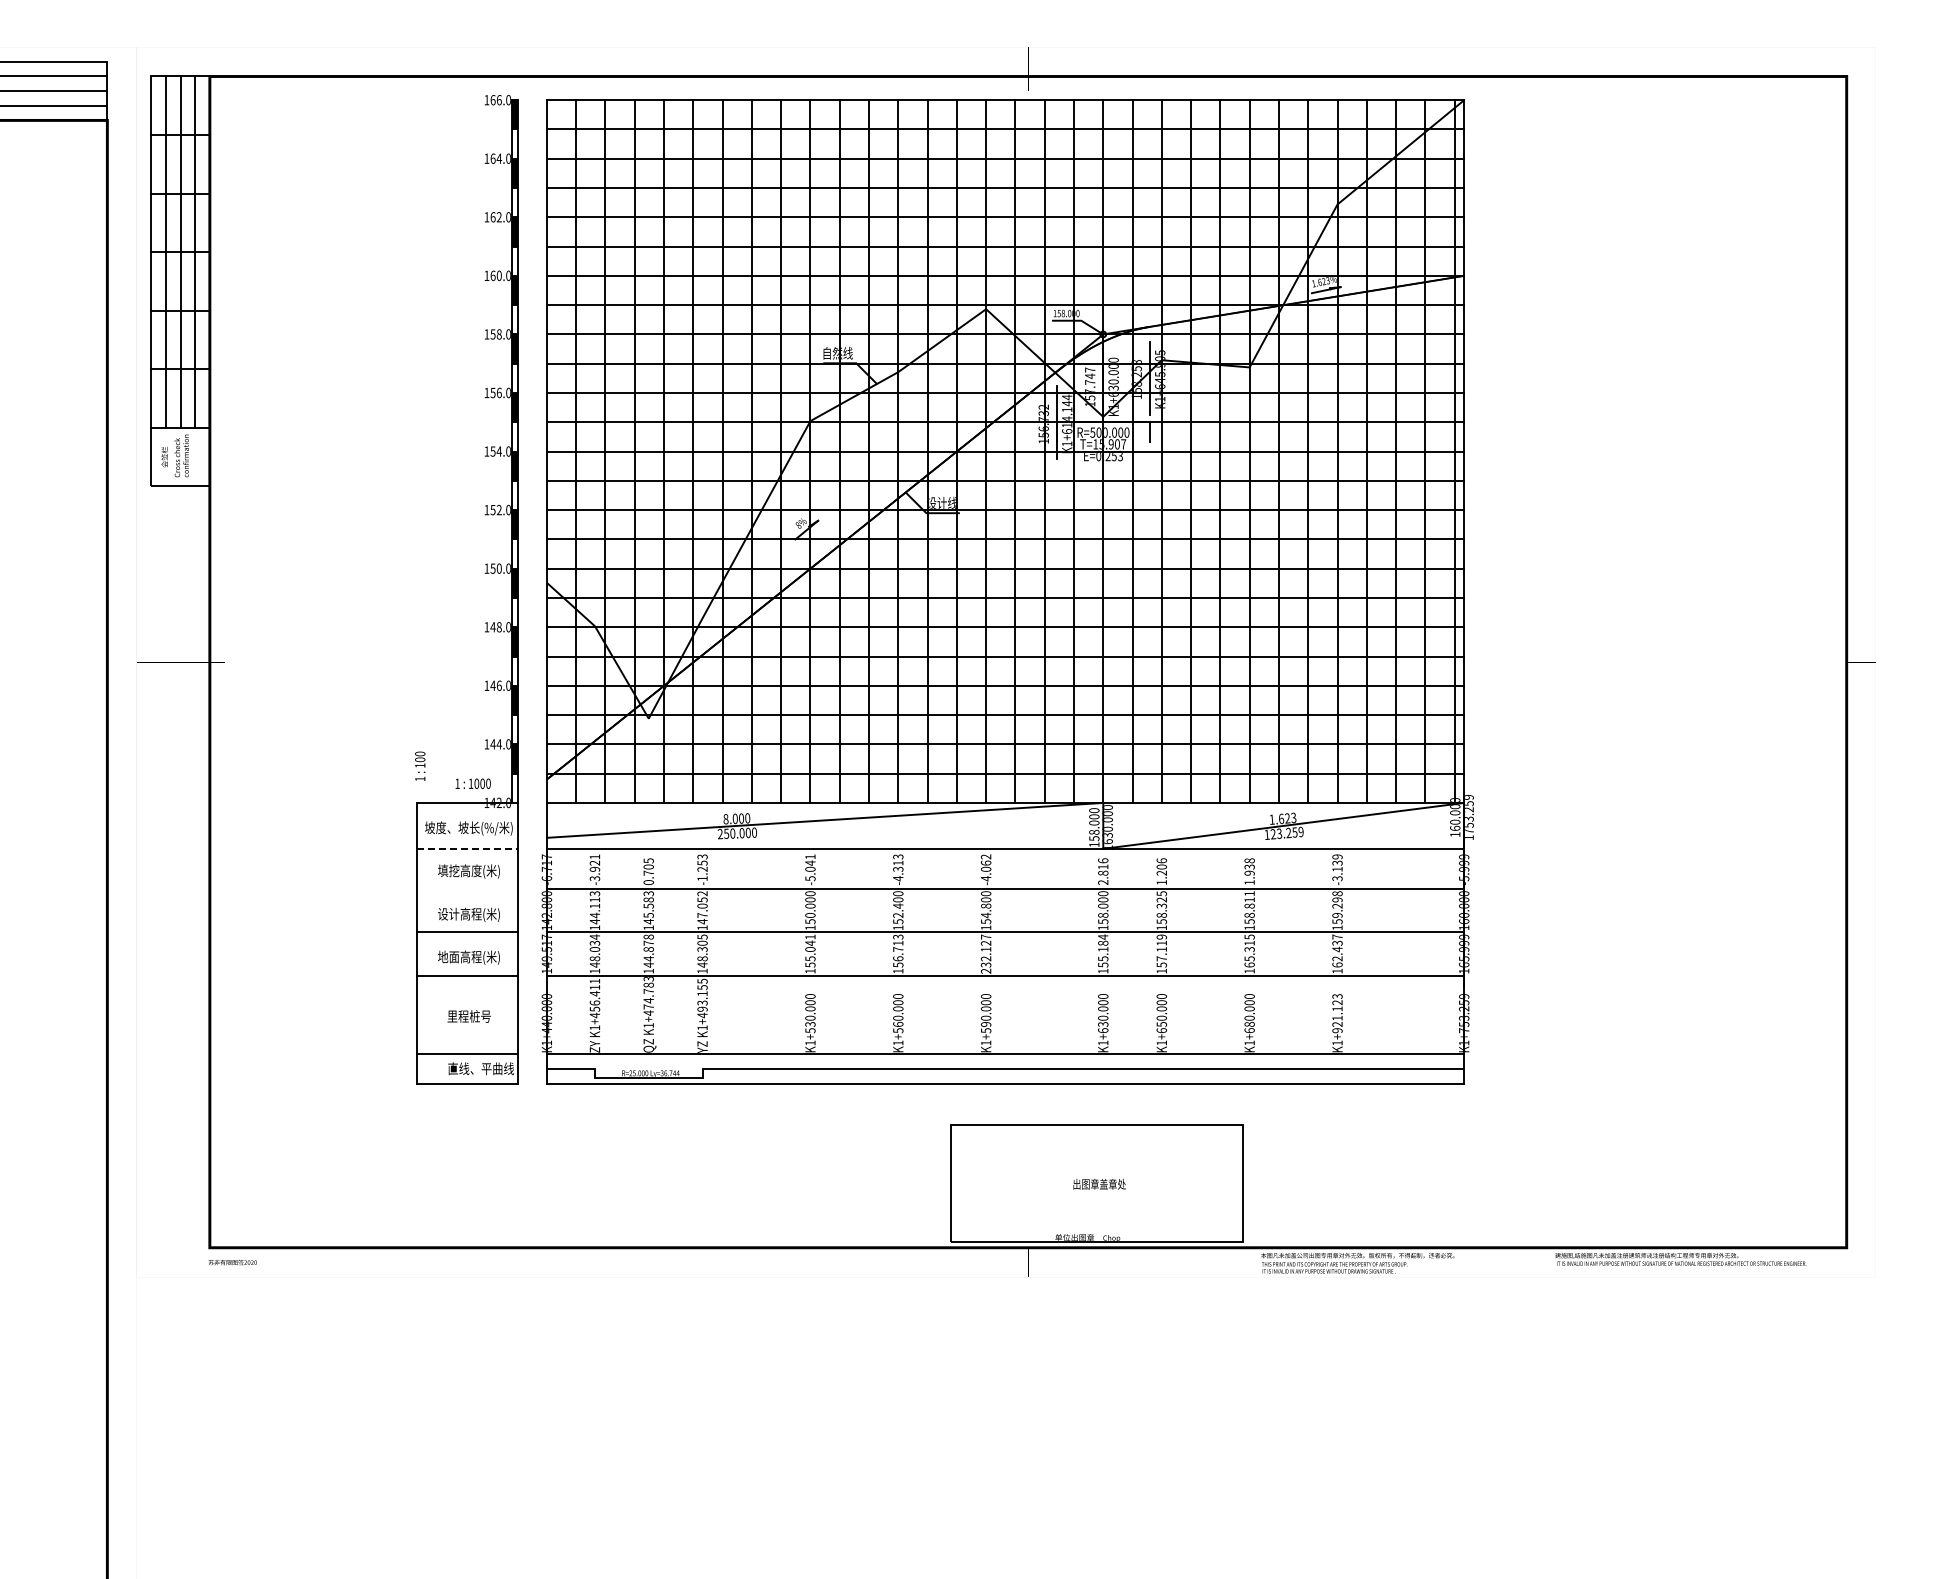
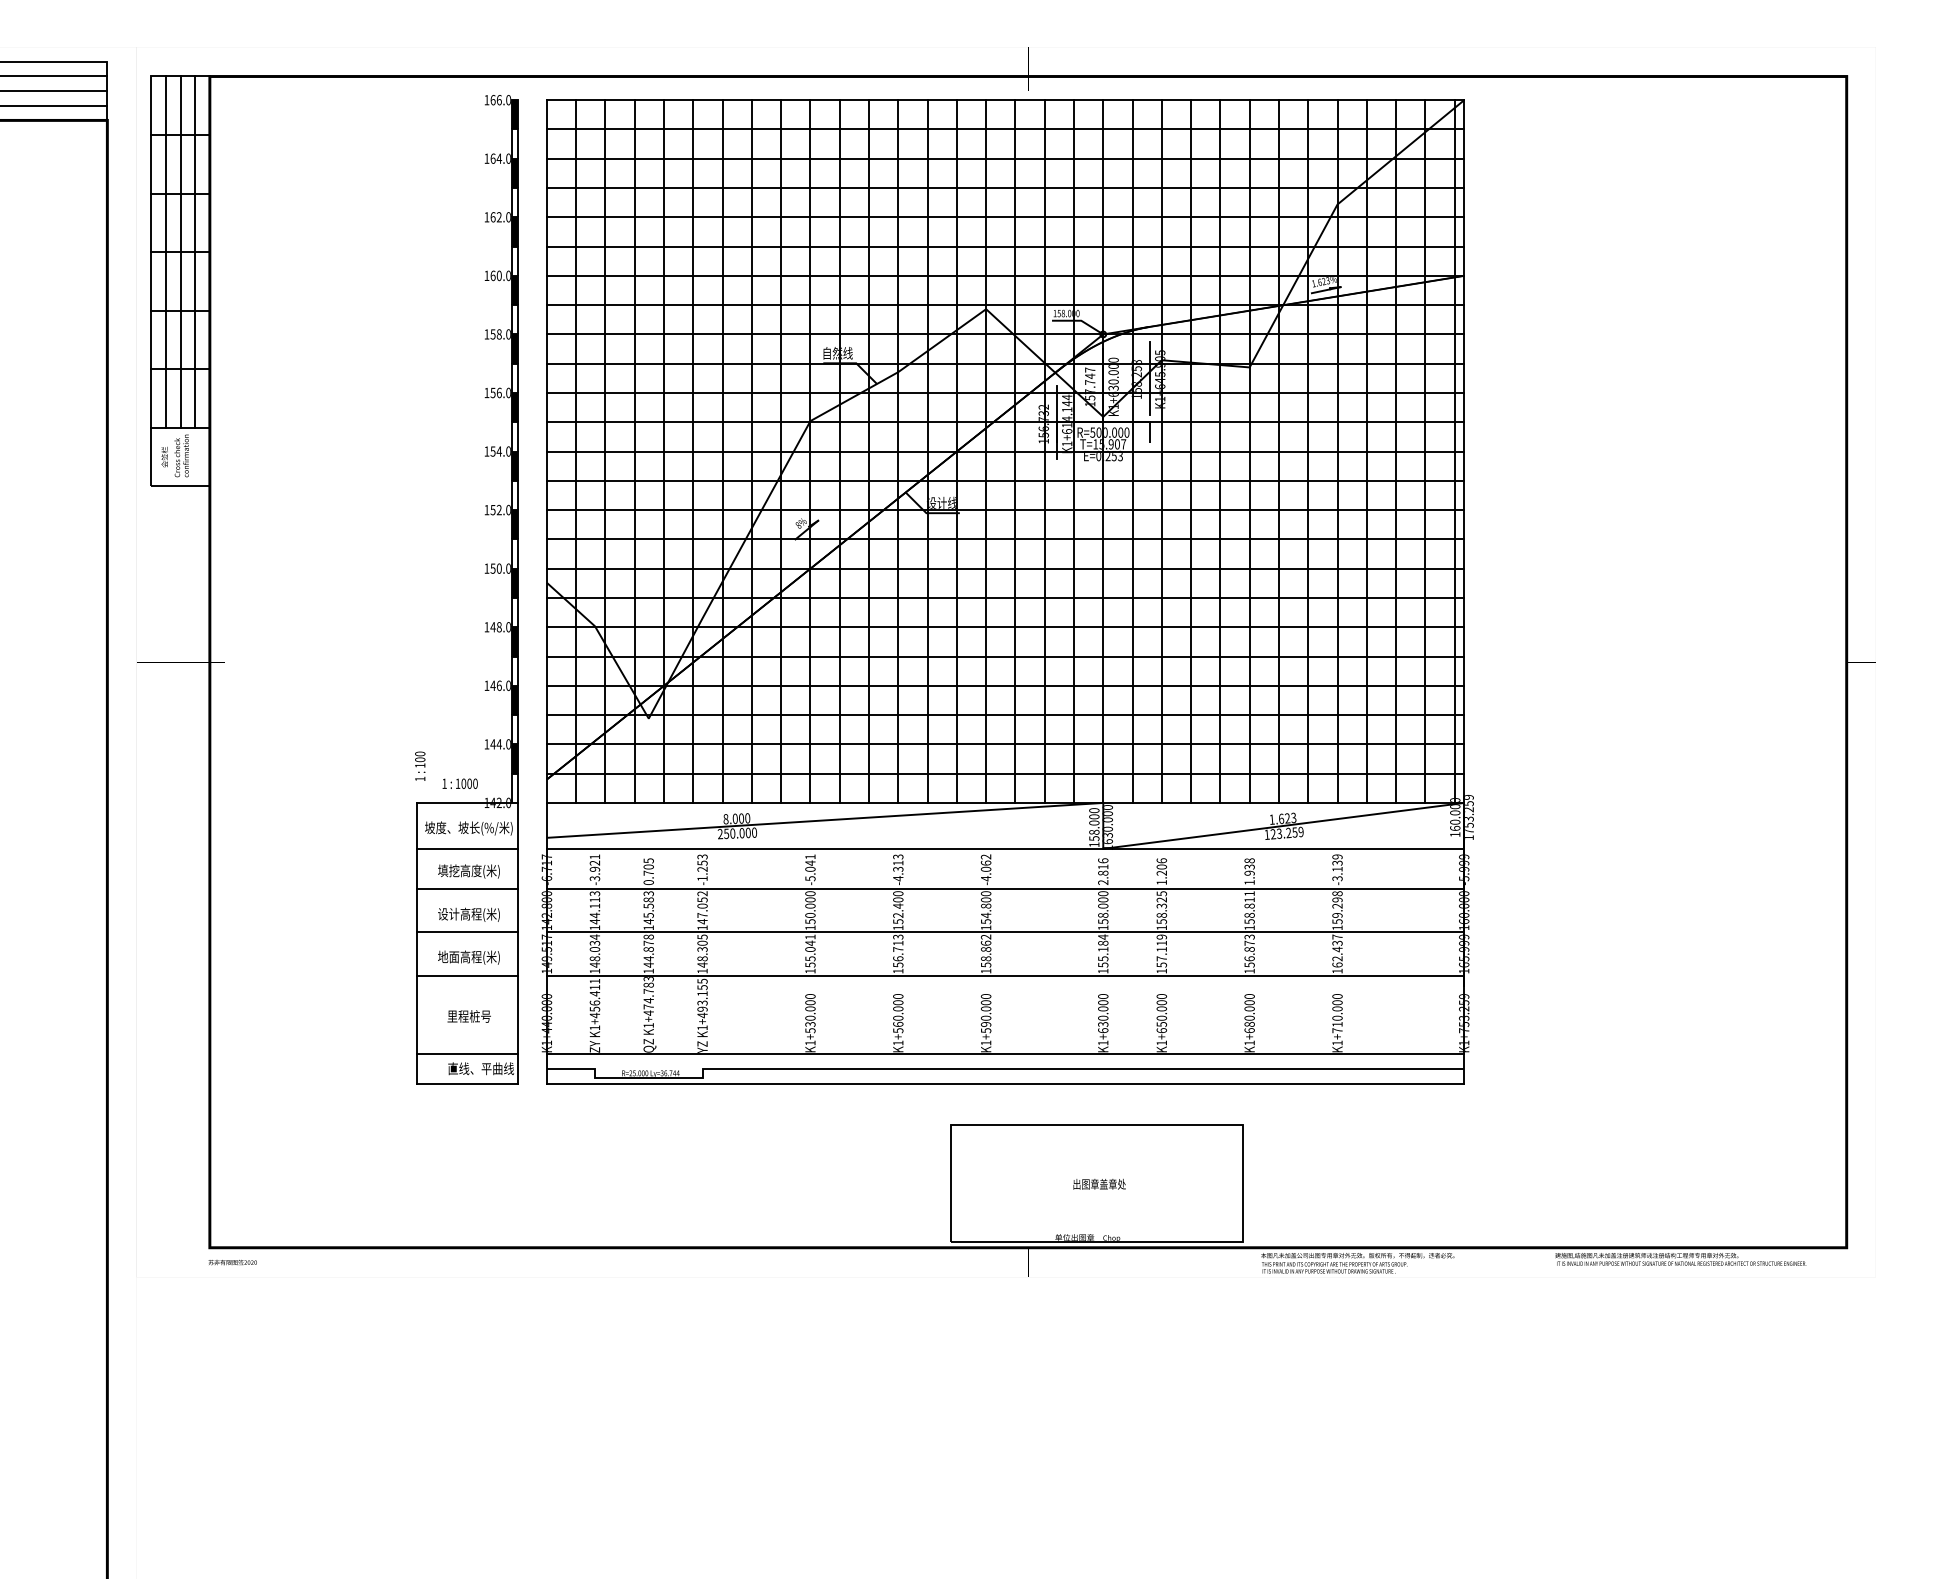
text position: (472, 783) -> (459, 783) (459, 783)
line: dashed -> solid (467, 848)
line: none -> present (466, 889)
text: 165.315 -> 156.873 (1249, 950)
text: 232.127 -> 158.862 (985, 953)
text: K1+921.123 -> K1+710.000 (1337, 1013)
